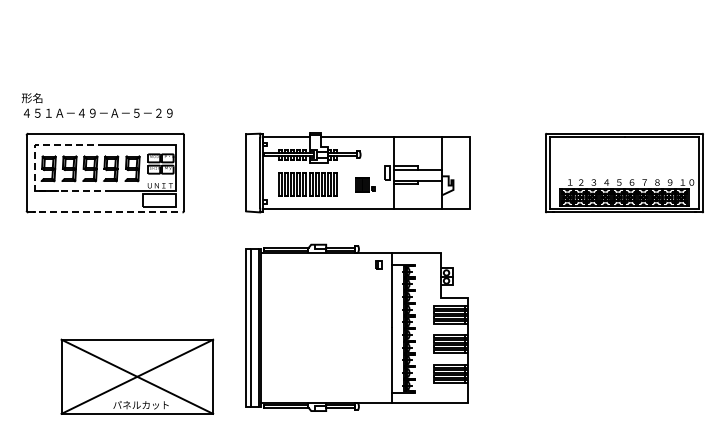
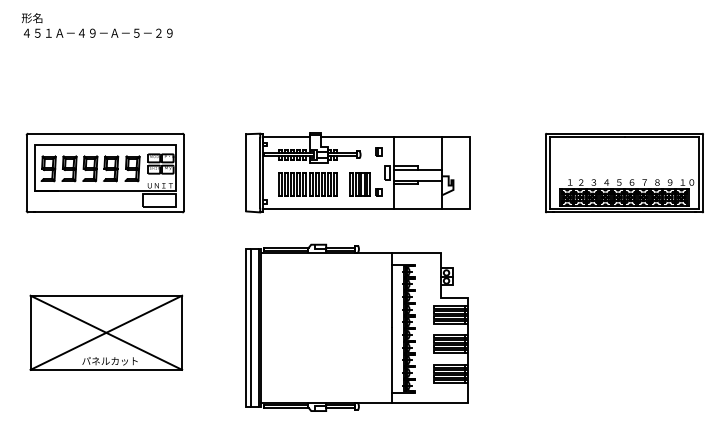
text position: (96, 105) -> (96, 25) (96, 25)
line: dashed -> solid (34, 168)
part size: 21x16 px -> 34x25 px (365, 184)
line: dashed -> solid (105, 212)
part position: (378, 264) -> (378, 151) (378, 151)
part position: (137, 376) -> (106, 332) (106, 332)
